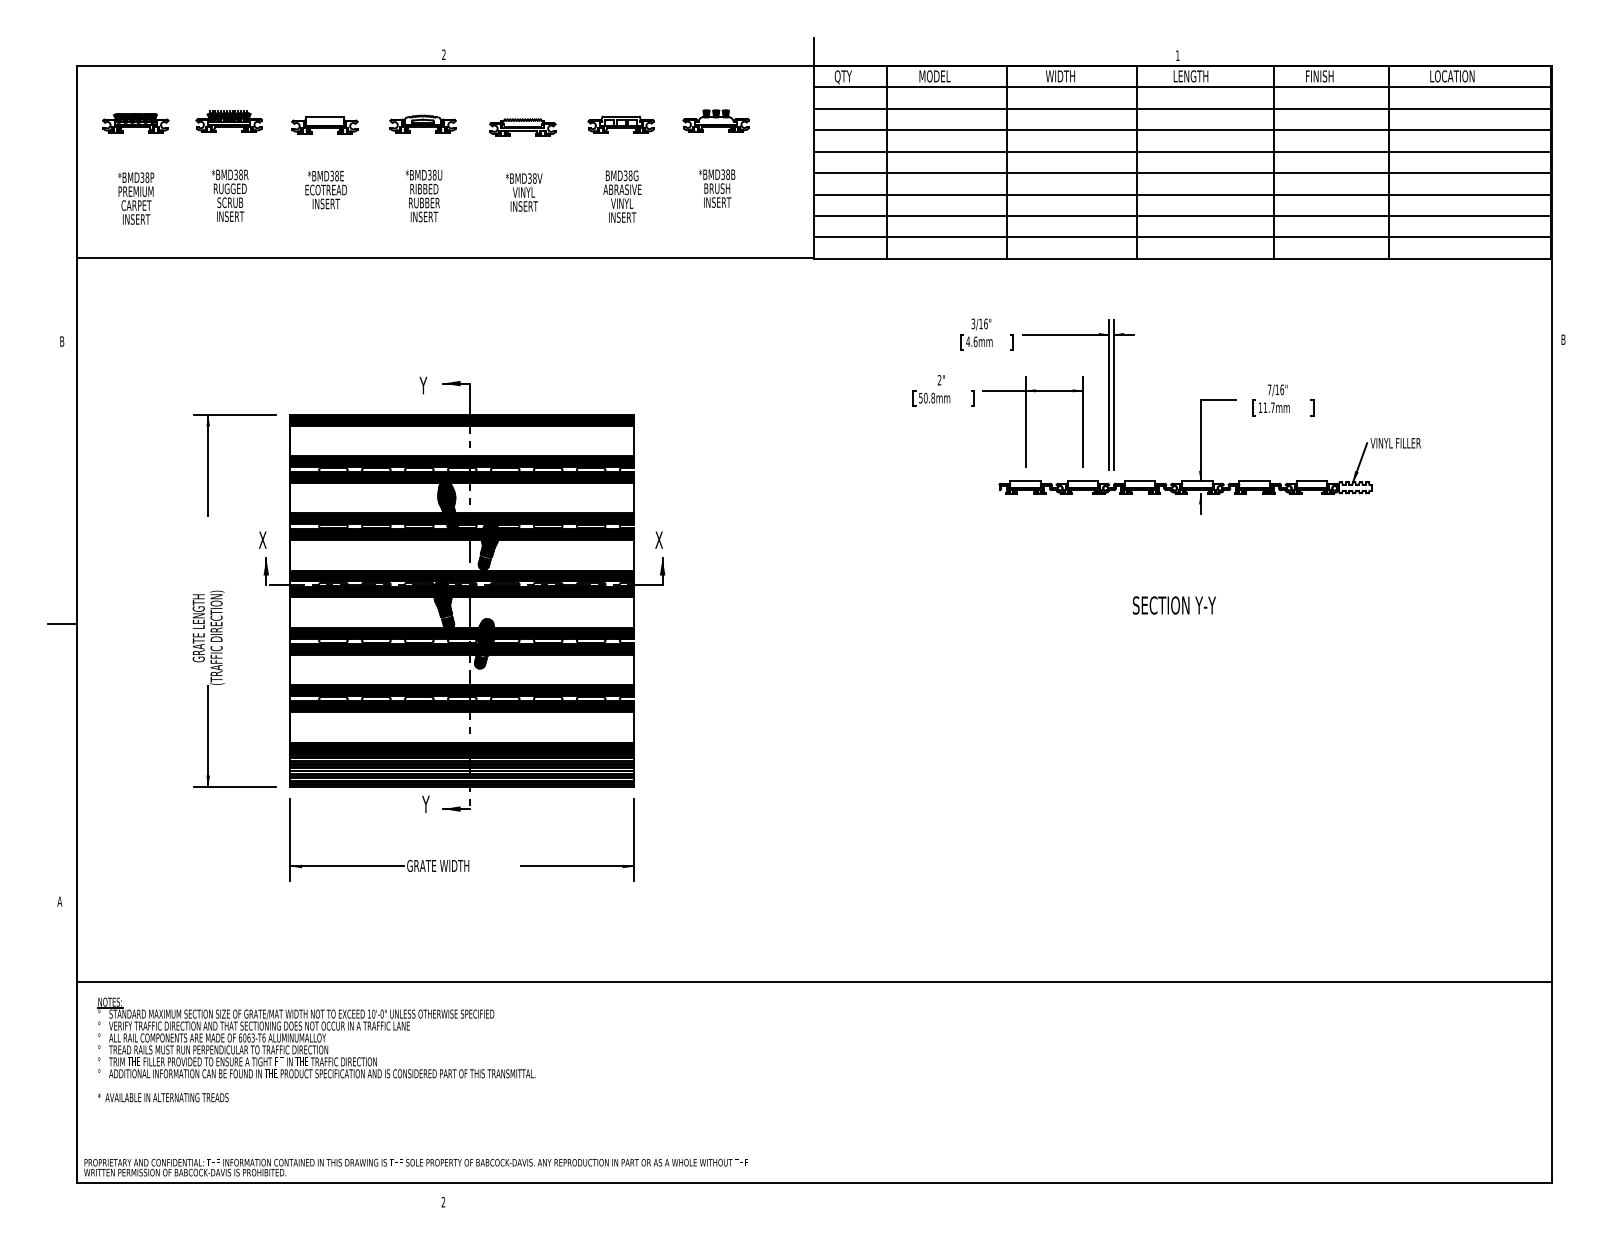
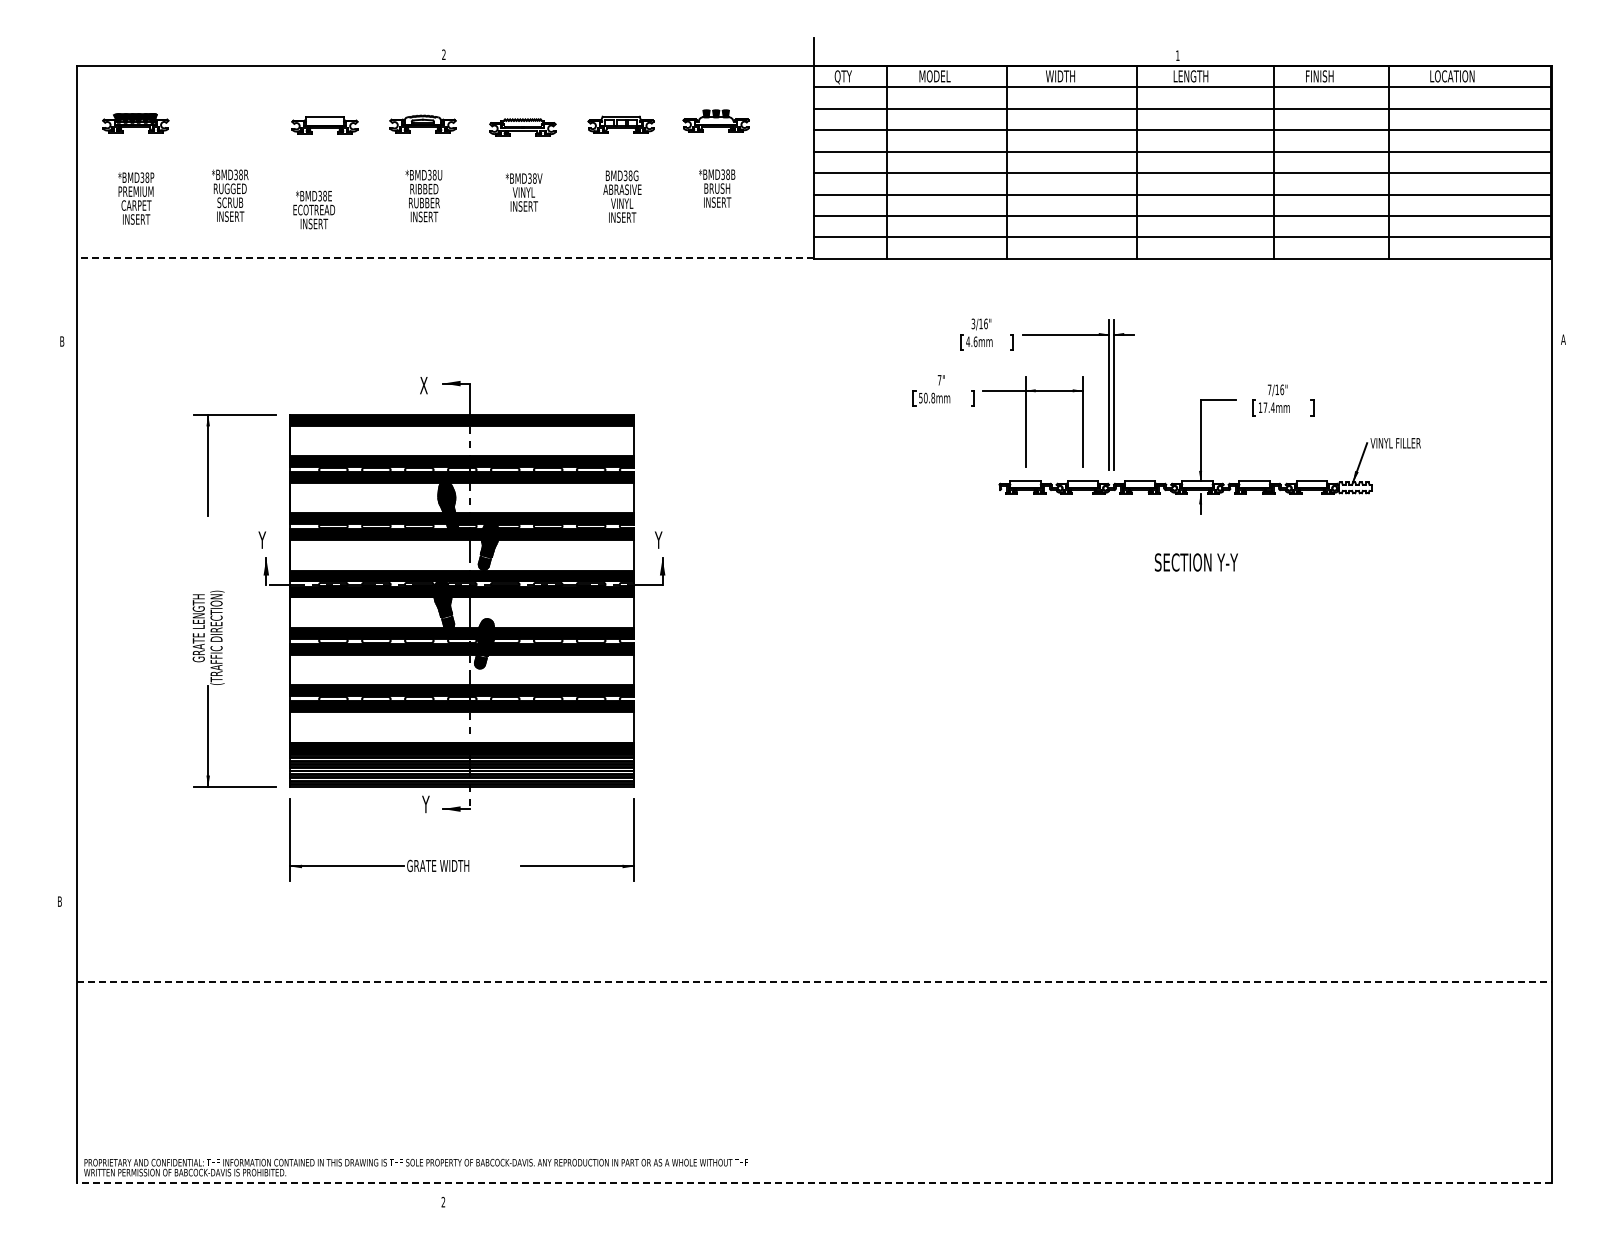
part: present -> none (228, 121)
text position: (325, 189) -> (313, 209) (313, 209)
line: solid -> dashed (445, 258)
text: B -> A (1563, 339)
text: 2" -> 7" (939, 380)
text: Y -> X (423, 385)
text: 11.7mm -> 17.4mm (1268, 407)
text: X -> Y (262, 539)
text: X -> Y (658, 539)
text position: (1173, 605) -> (1195, 562) (1195, 562)
line: present -> none (62, 624)
text: A -> B (59, 901)
line: solid -> dashed (814, 981)
part: present -> none (316, 1049)
line: solid -> dashed (813, 1182)
